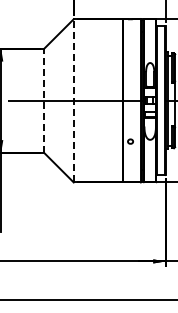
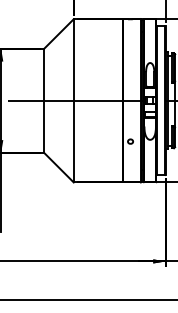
line: dashed -> solid (43, 100)
line: dashed -> solid (73, 100)
